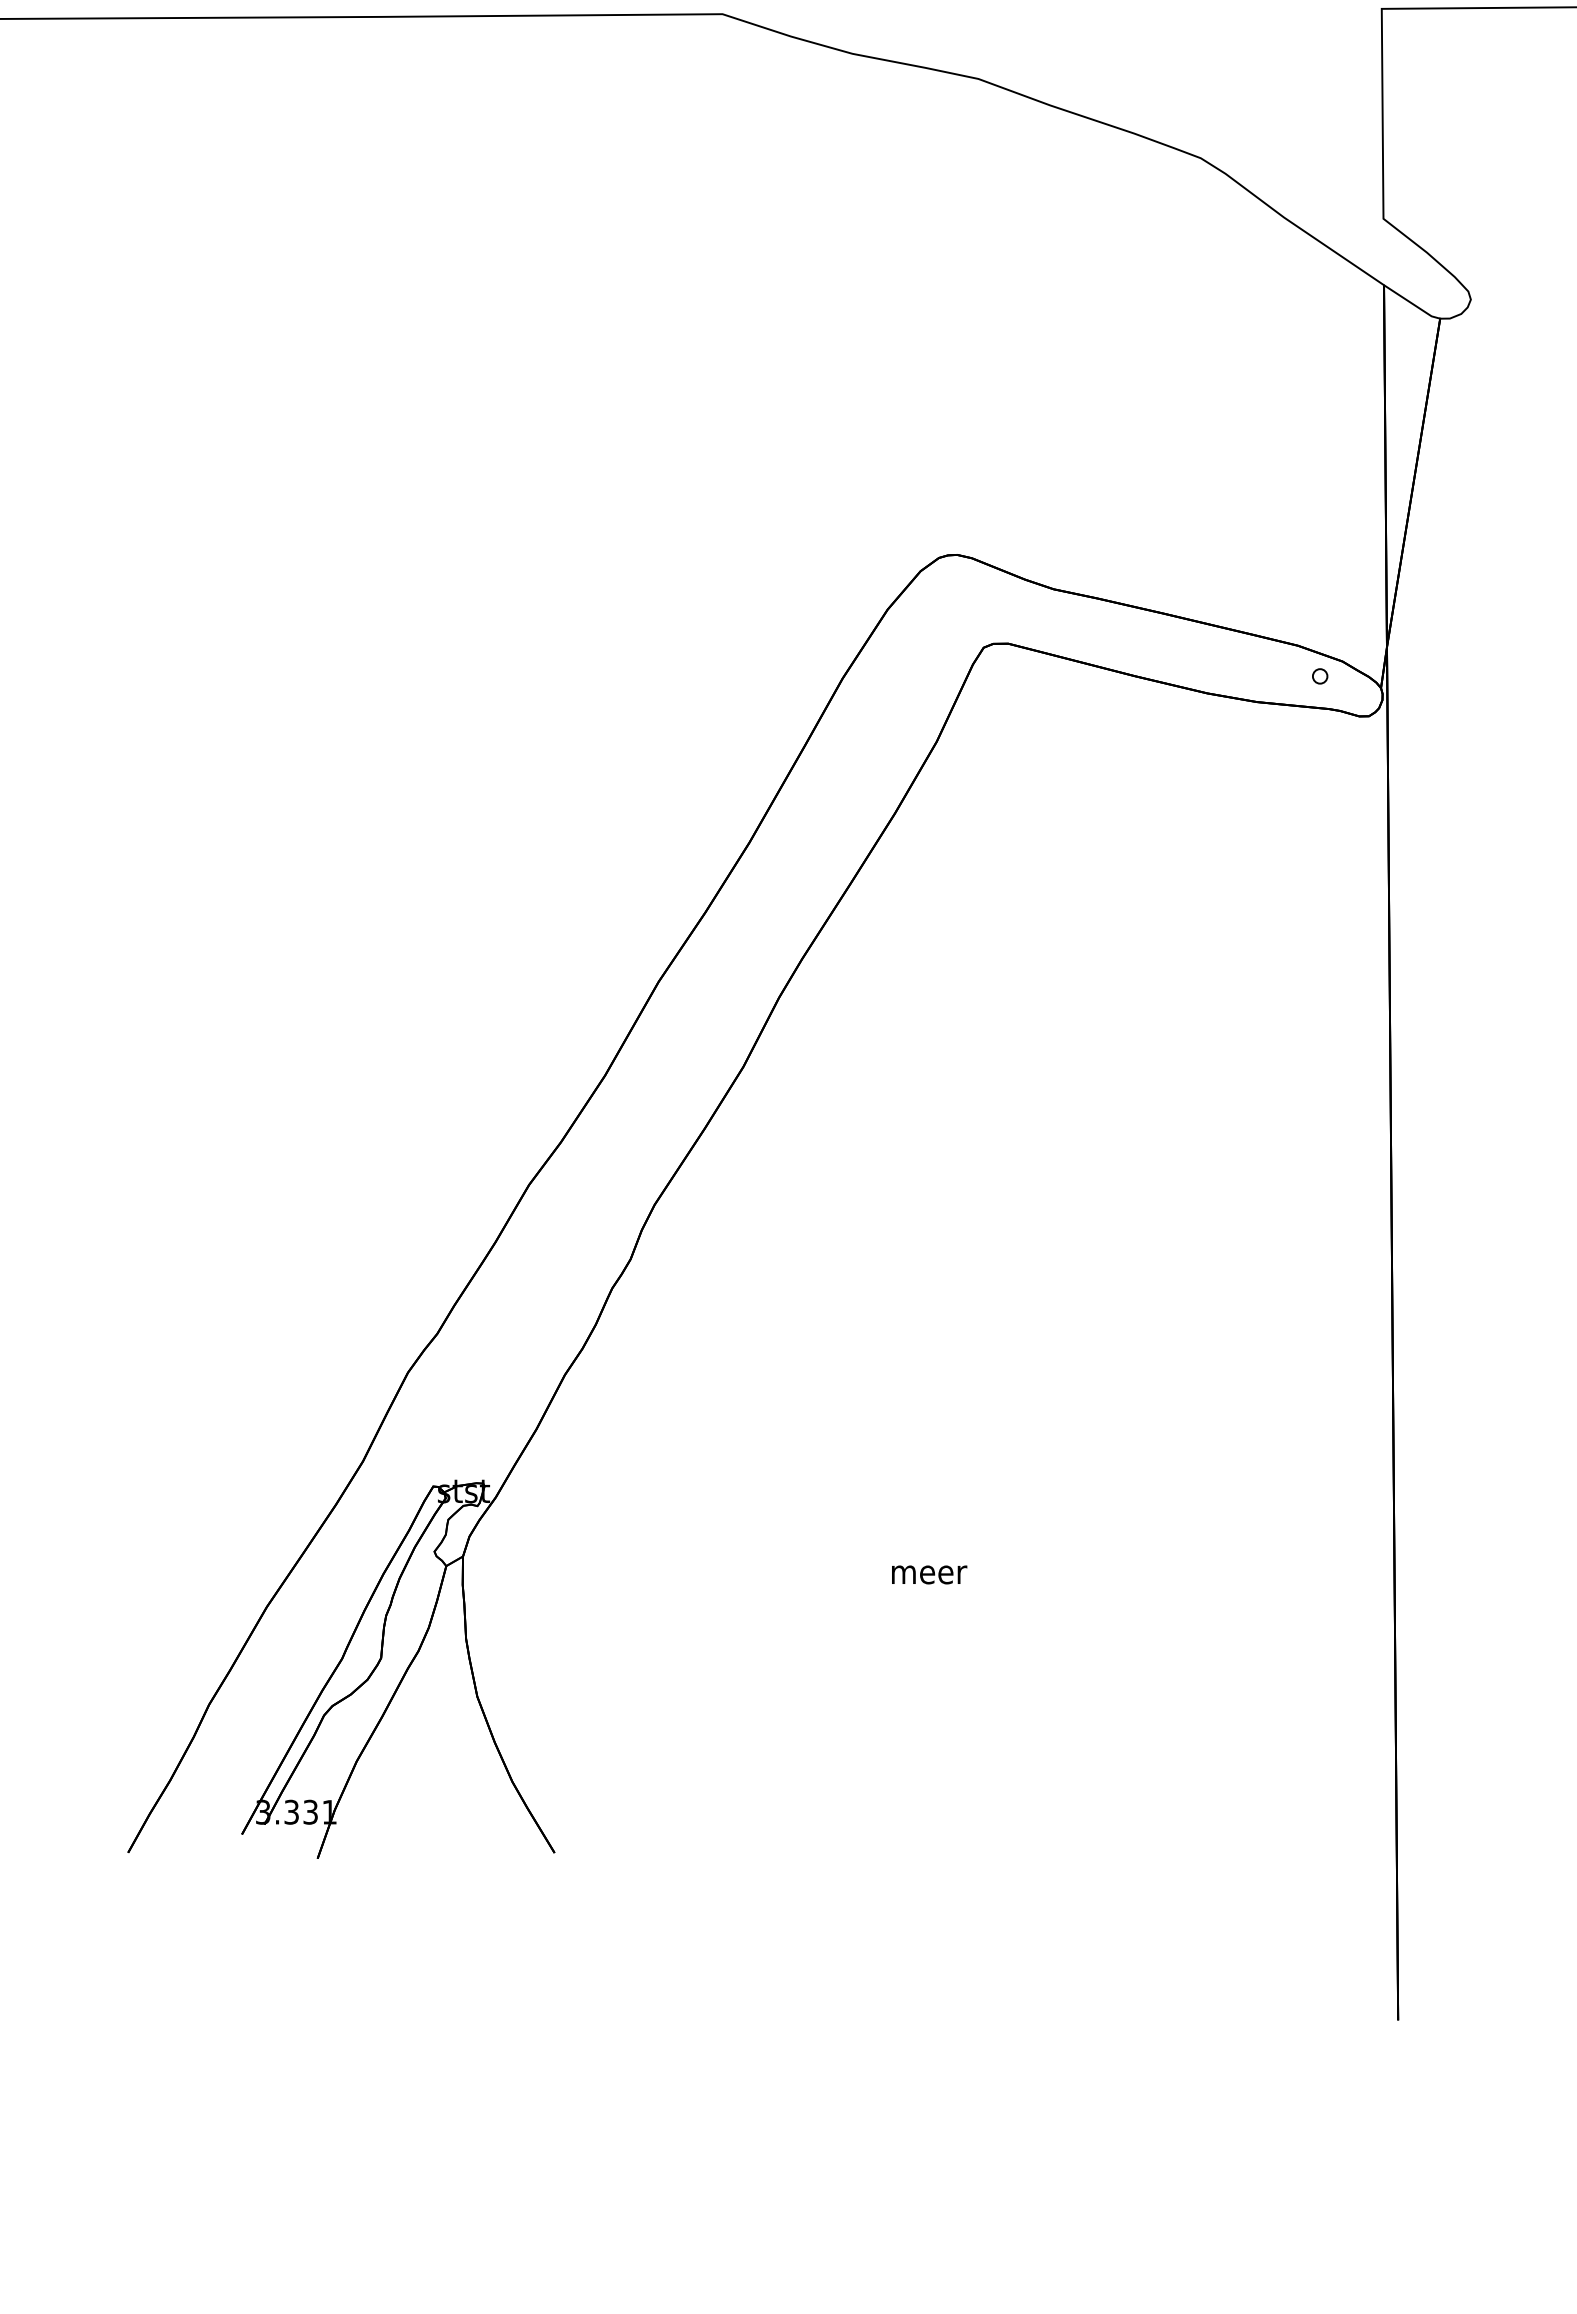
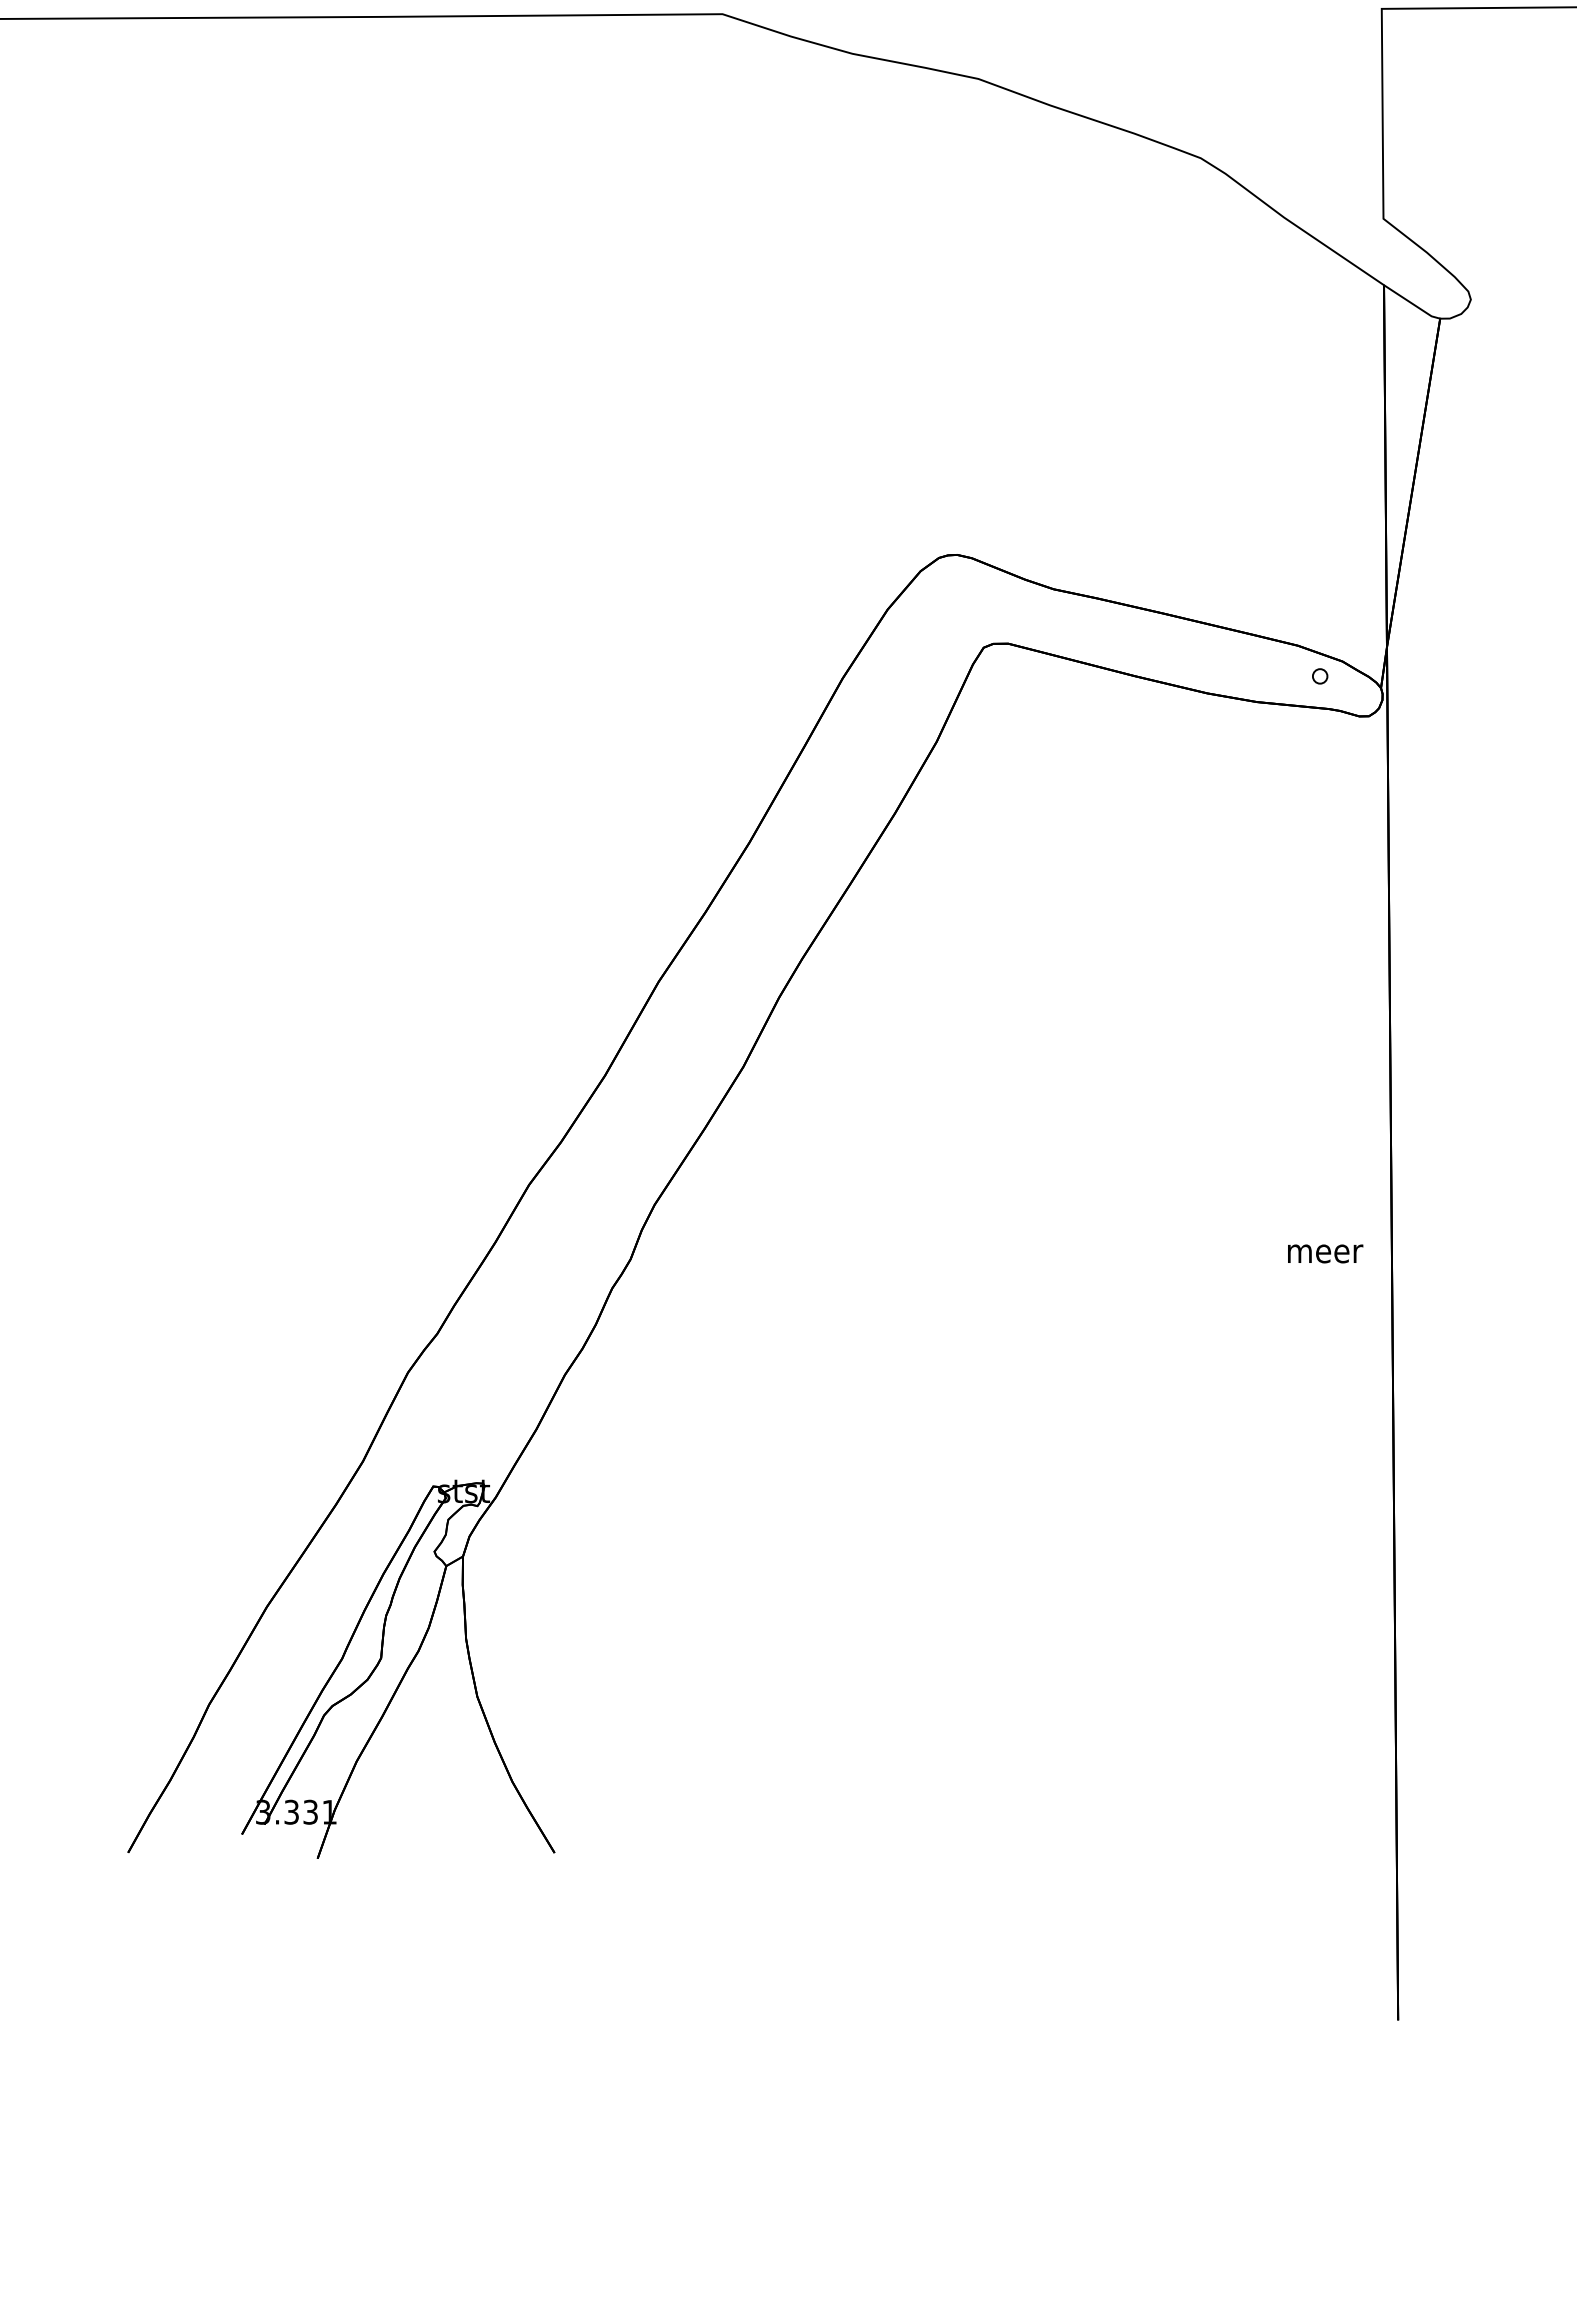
text position: (929, 1574) -> (1325, 1253) (1325, 1253)
